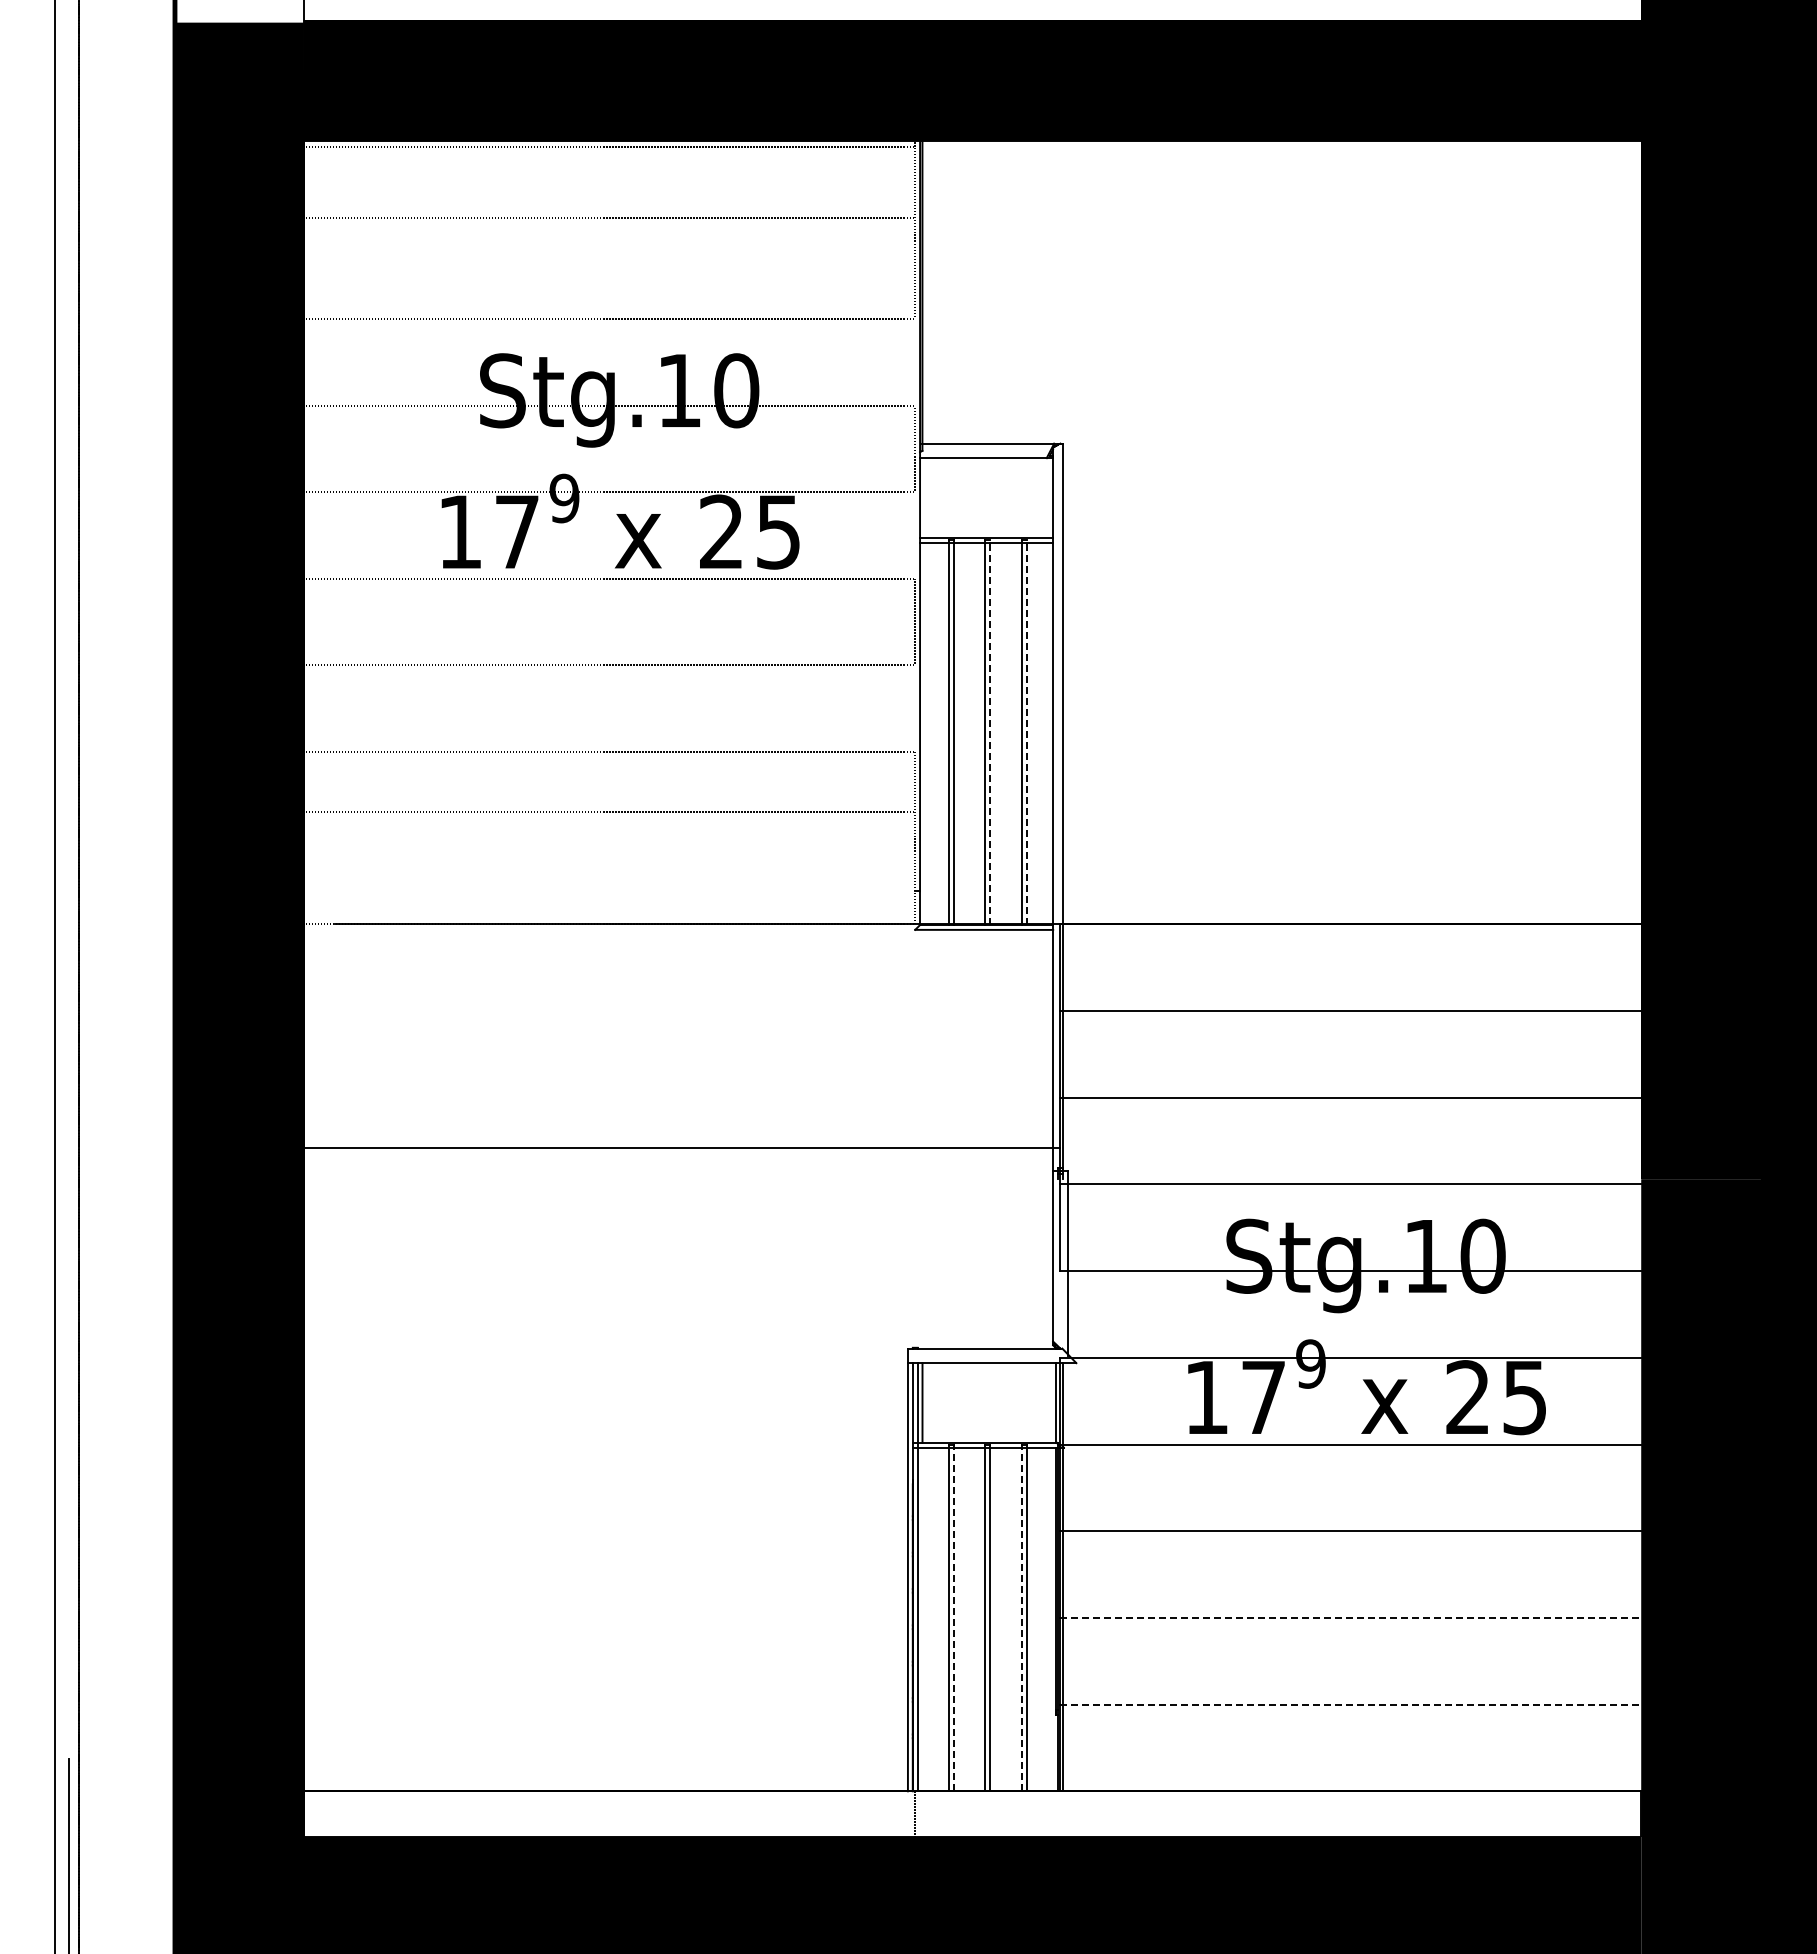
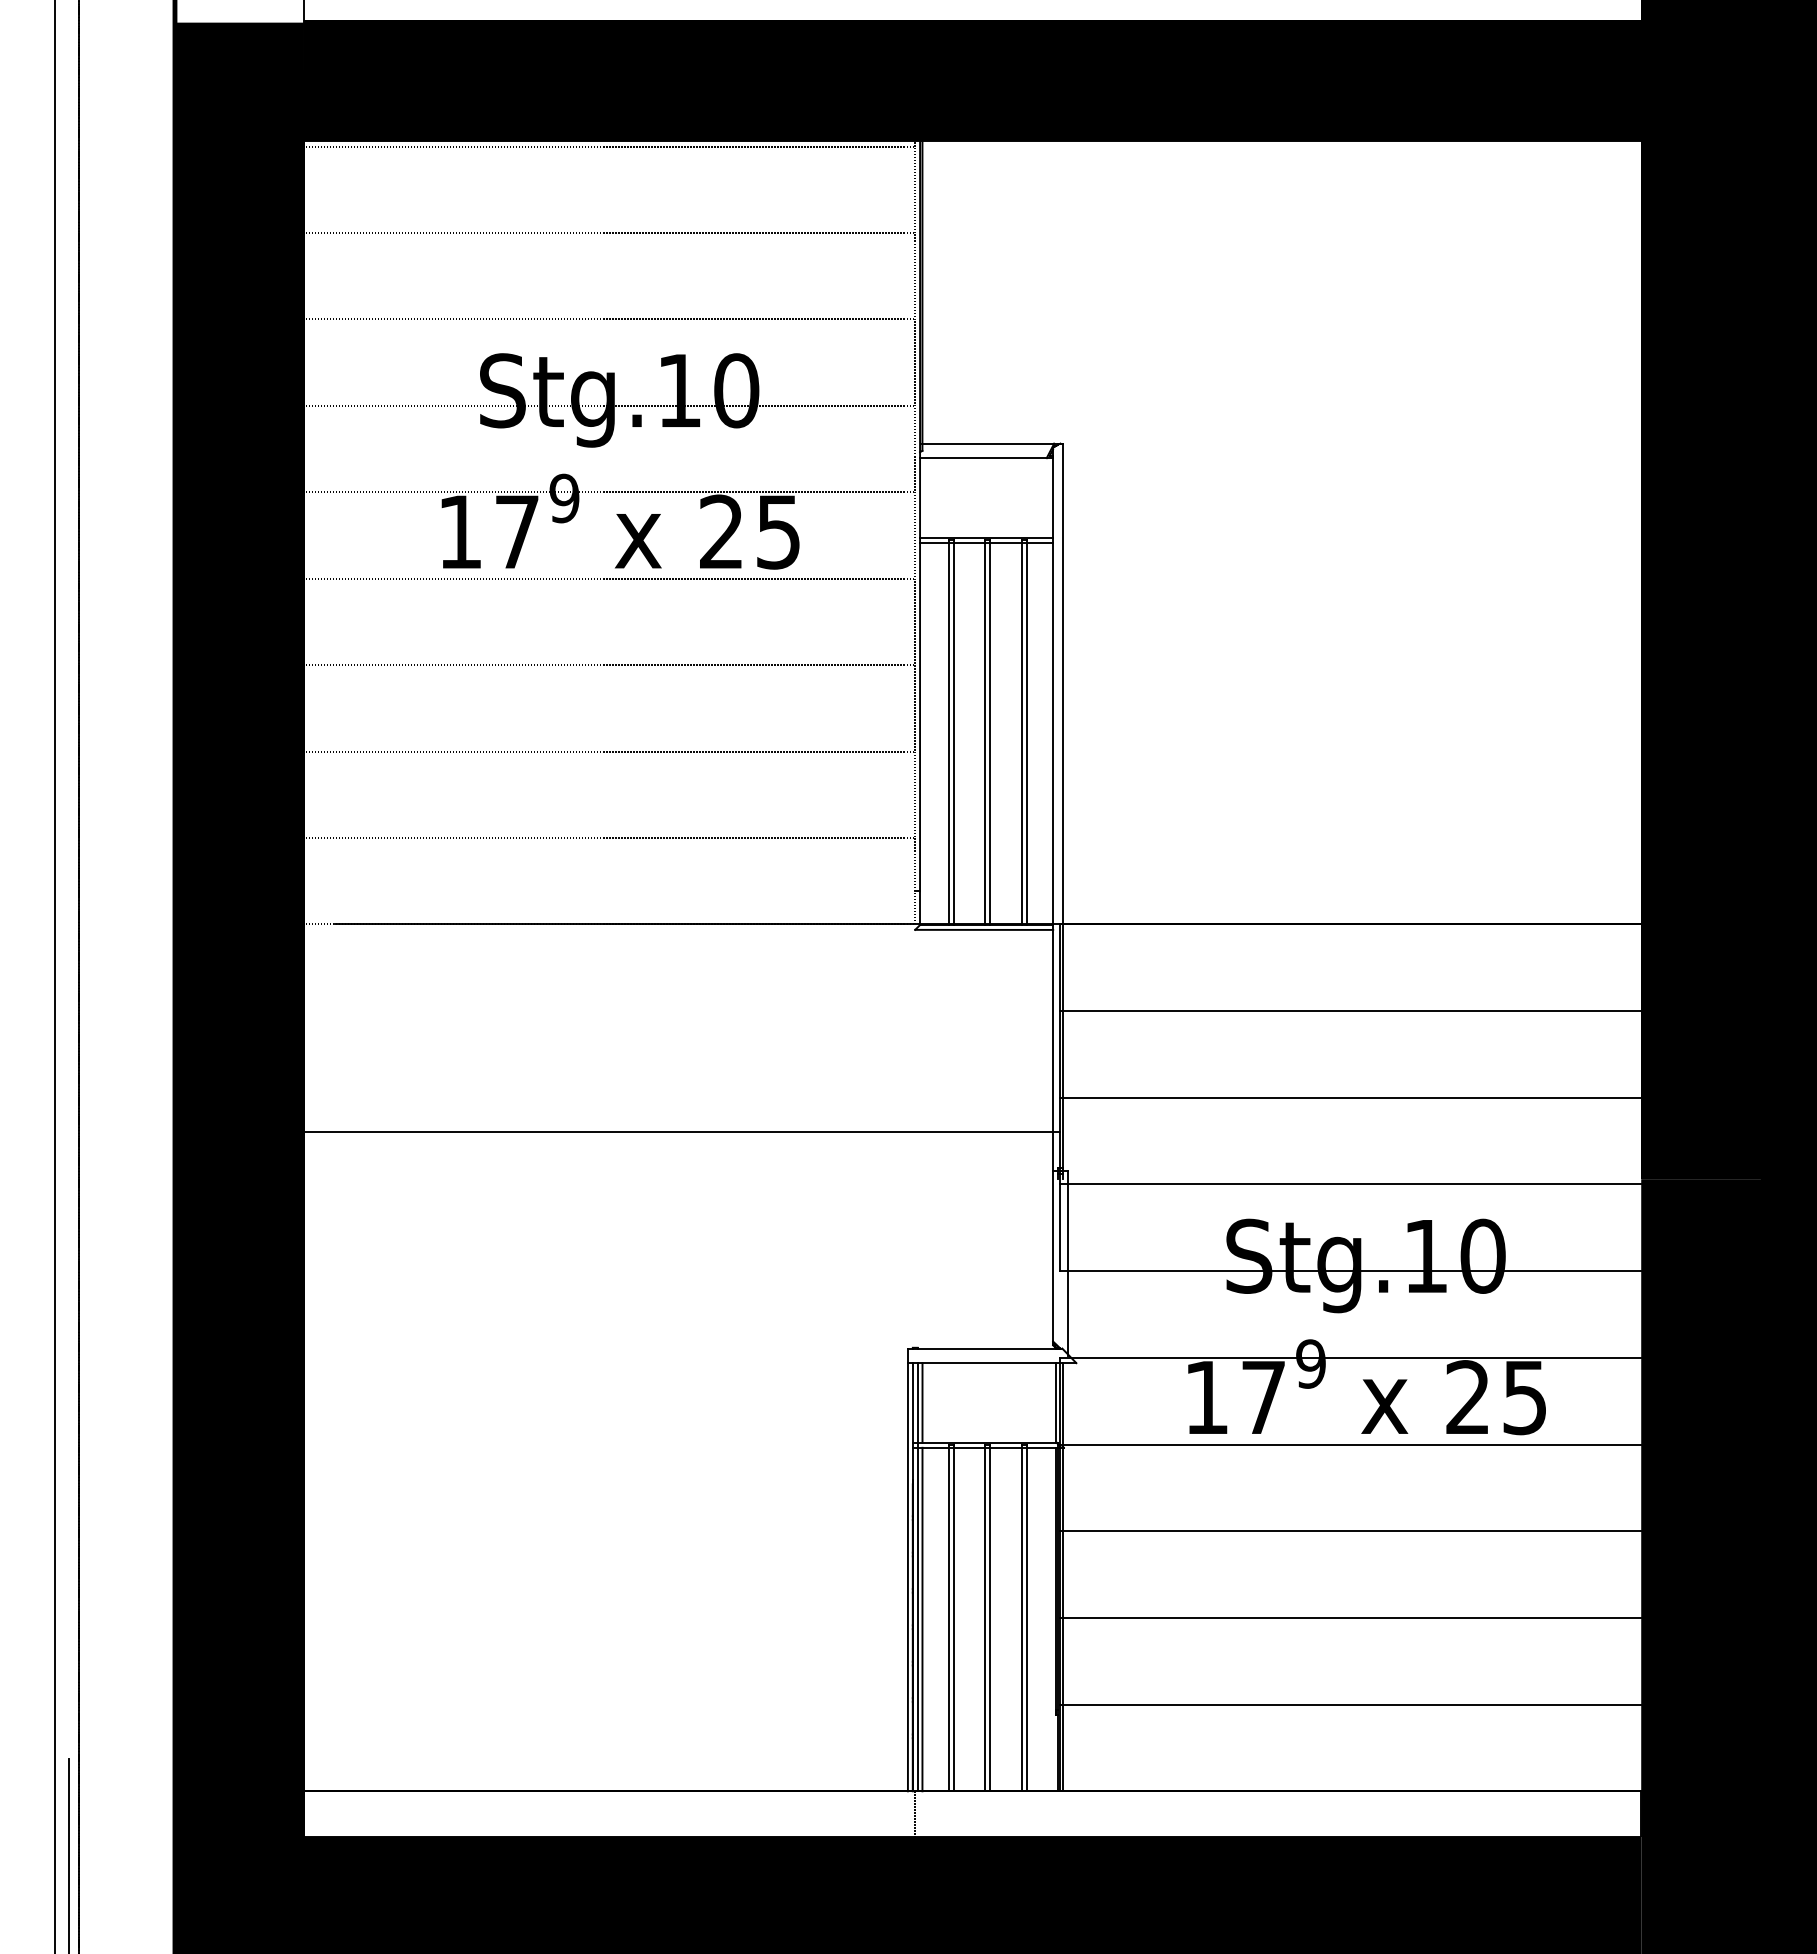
line position: (609, 218) -> (609, 233) (609, 233)
line: none -> present (915, 362)
line: none -> present (915, 535)
line: none -> present (915, 708)
line: dashed -> solid (990, 732)
line: dashed -> solid (1026, 732)
line position: (609, 811) -> (609, 837) (609, 837)
line position: (681, 1148) -> (681, 1132) (681, 1132)
line: dashed -> solid (1351, 1617)
line: none -> present (922, 1619)
line: dashed -> solid (953, 1619)
line: dashed -> solid (1021, 1619)
line: dashed -> solid (1351, 1704)
